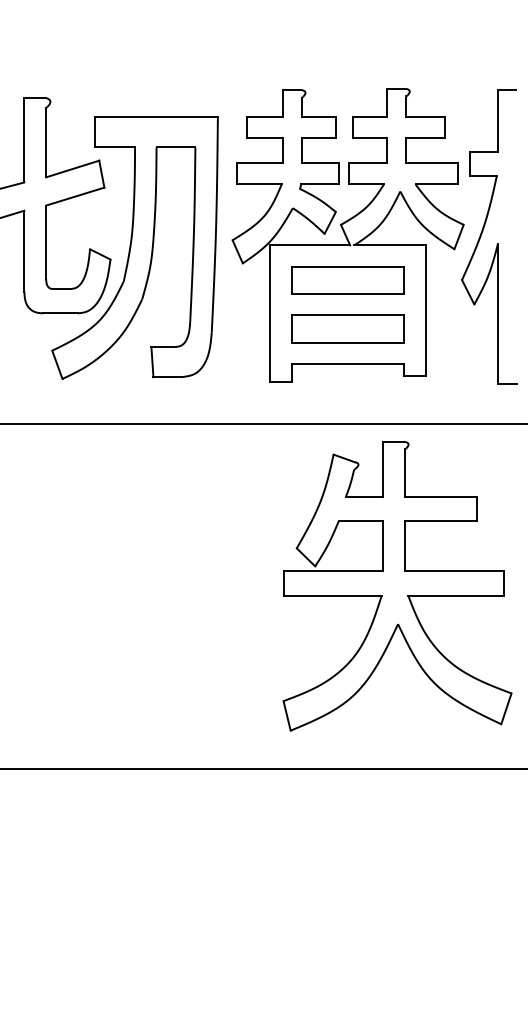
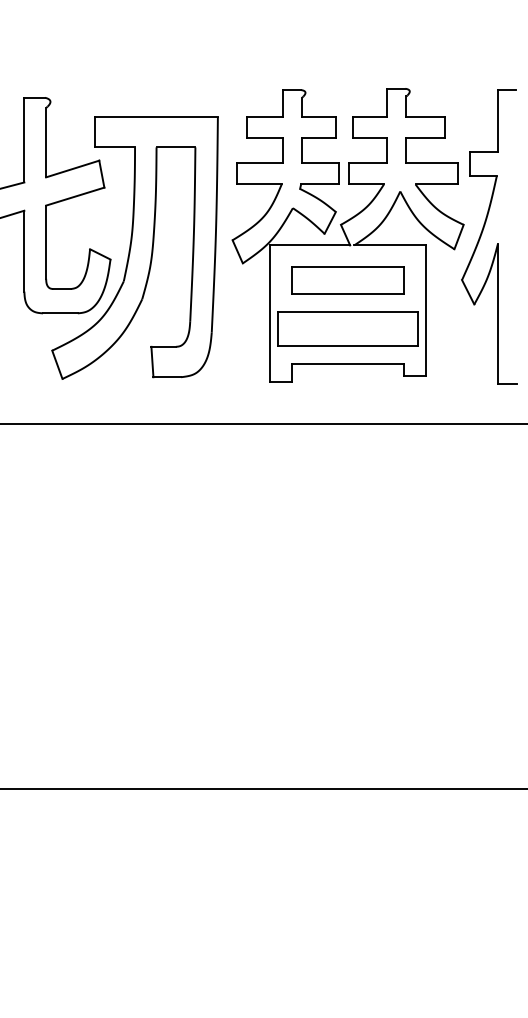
part size: 114x30 px -> 142x36 px (347, 328)
part: present -> none (397, 586)
line position: (263, 768) -> (263, 788) (263, 788)
